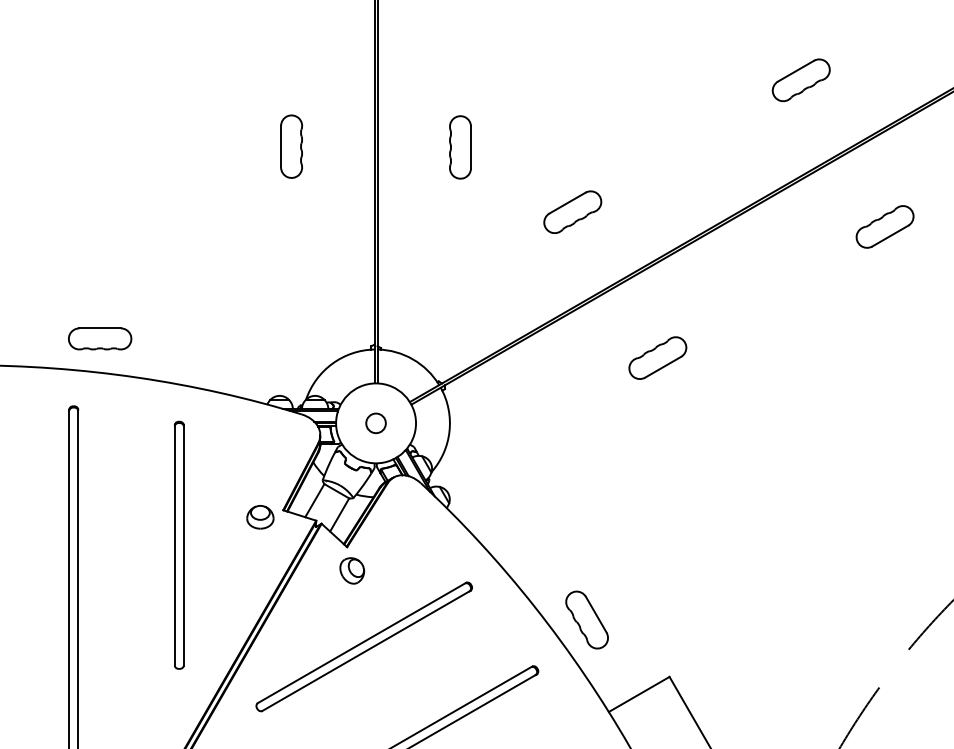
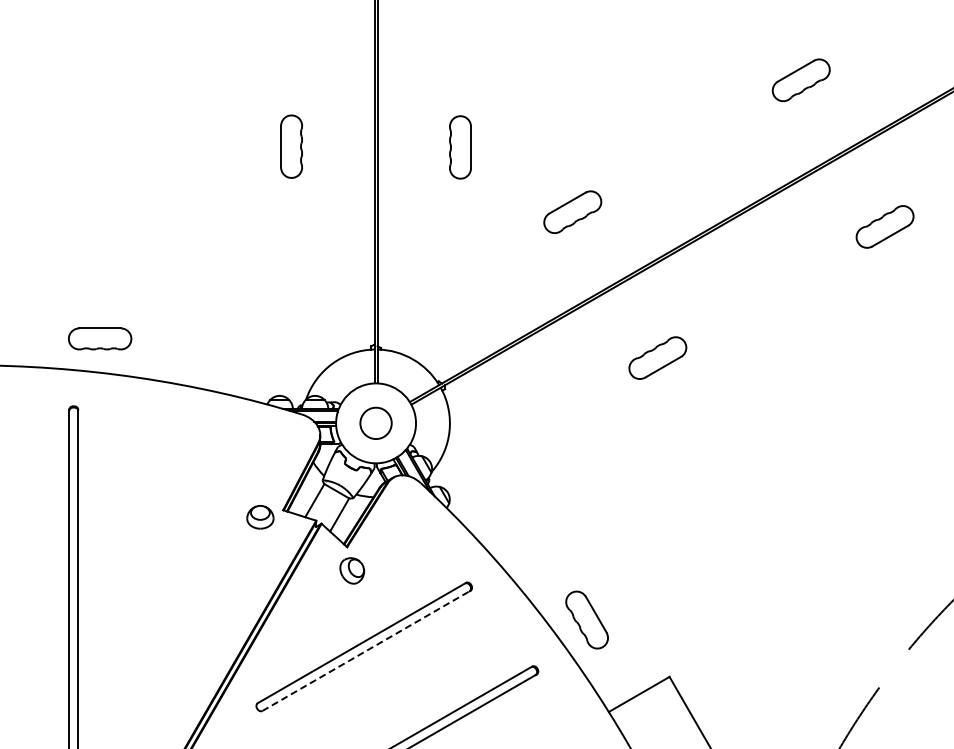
circle diameter: 20 px -> 31 px (375, 423)
part: present -> none (179, 544)
line: solid -> dashed (366, 650)
